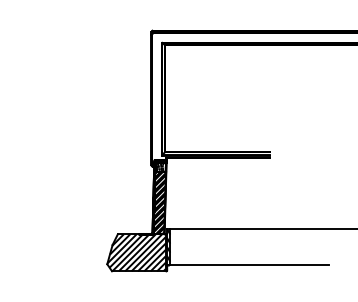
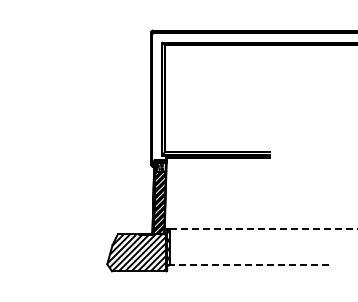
line: solid -> dashed (264, 228)
line: solid -> dashed (249, 265)
